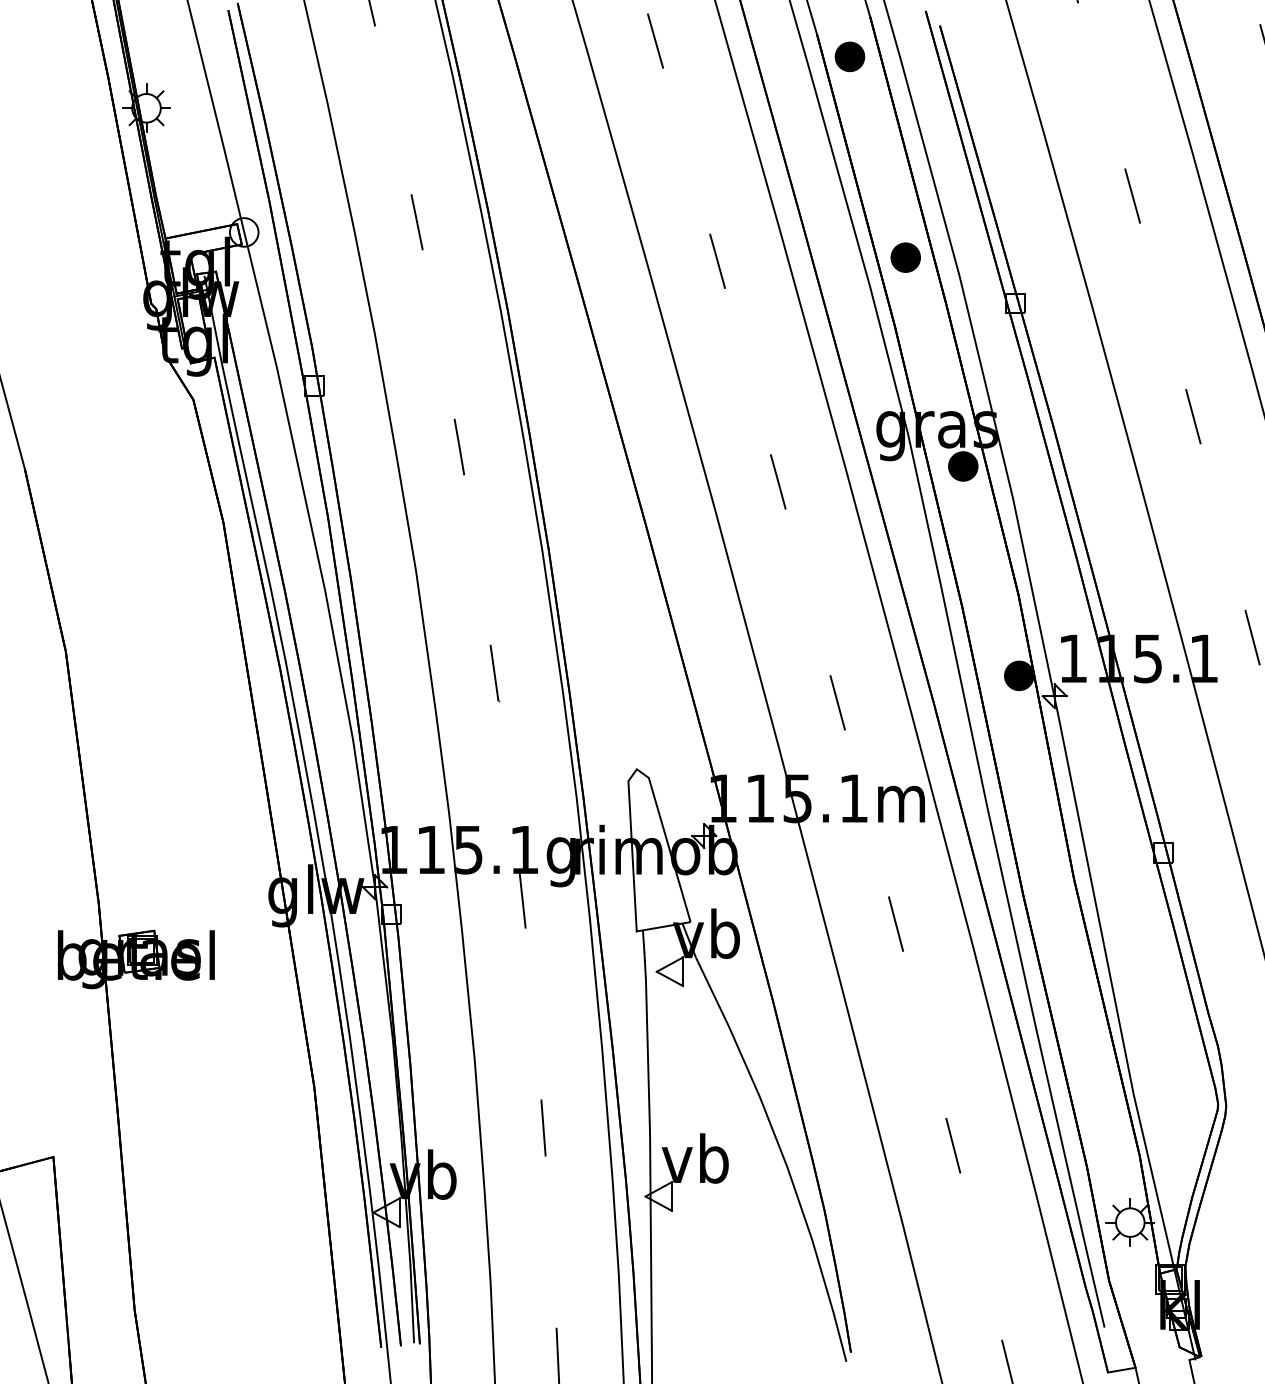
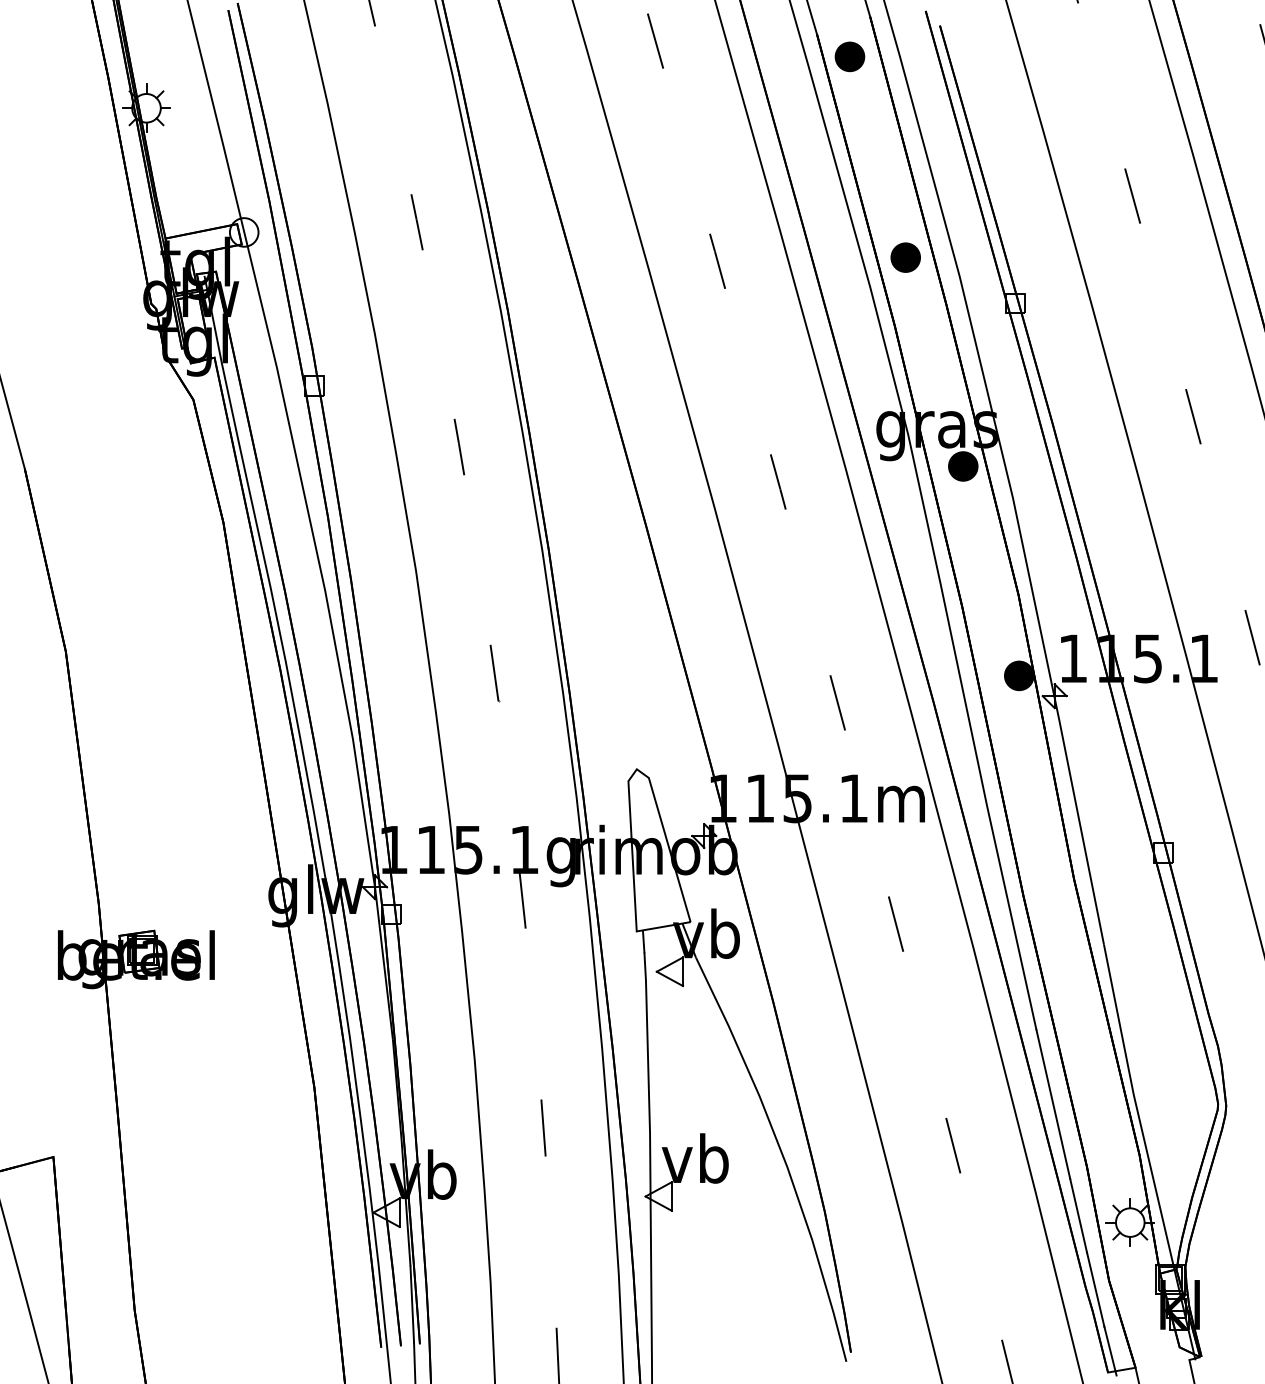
line: none -> present (1110, 1350)
line: none -> present (414, 1361)
